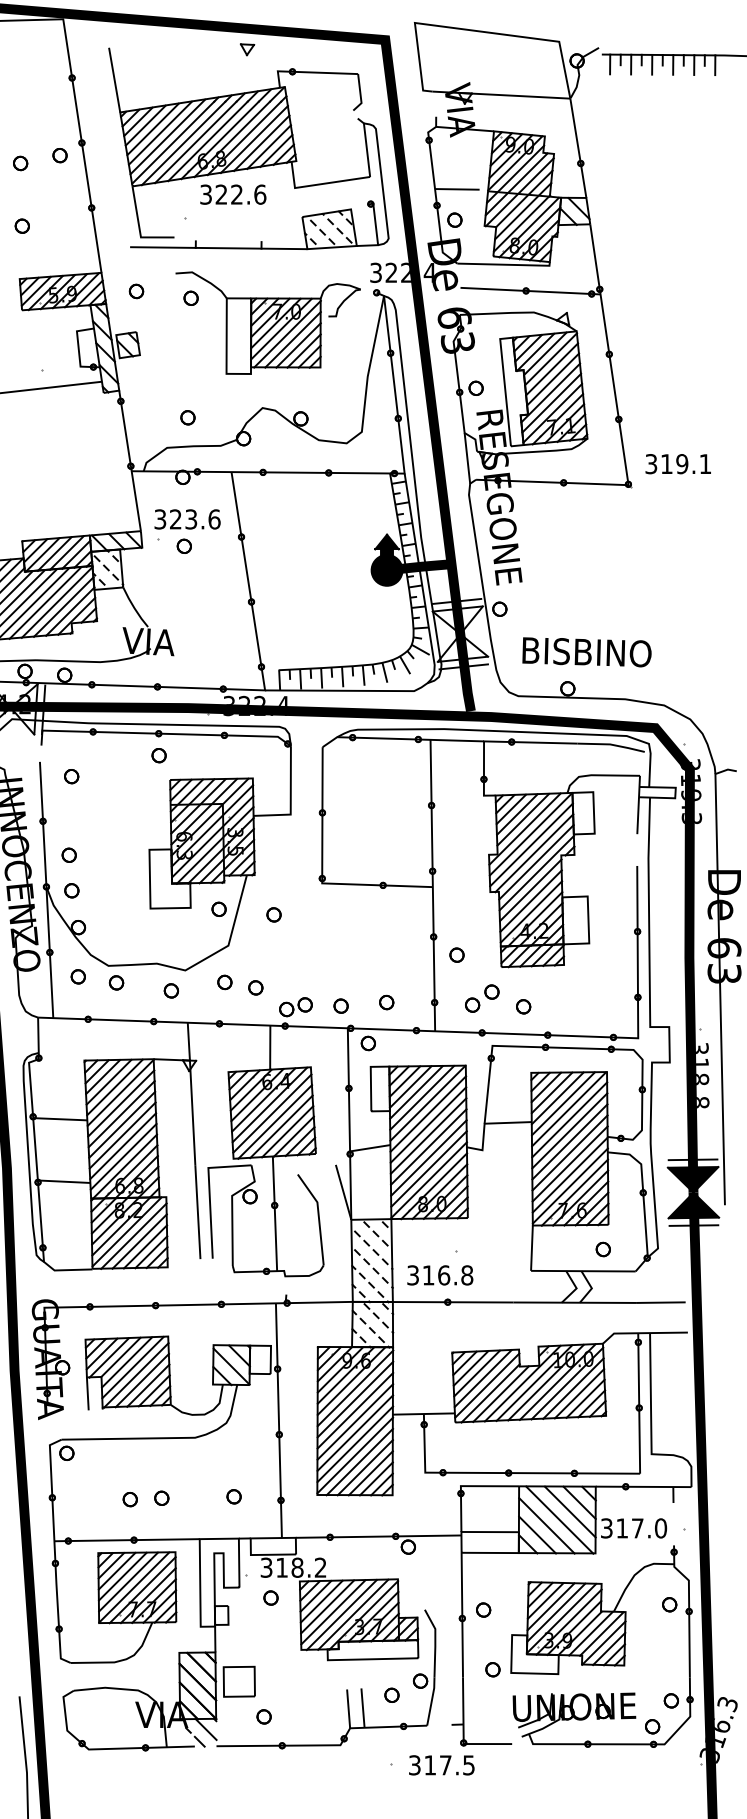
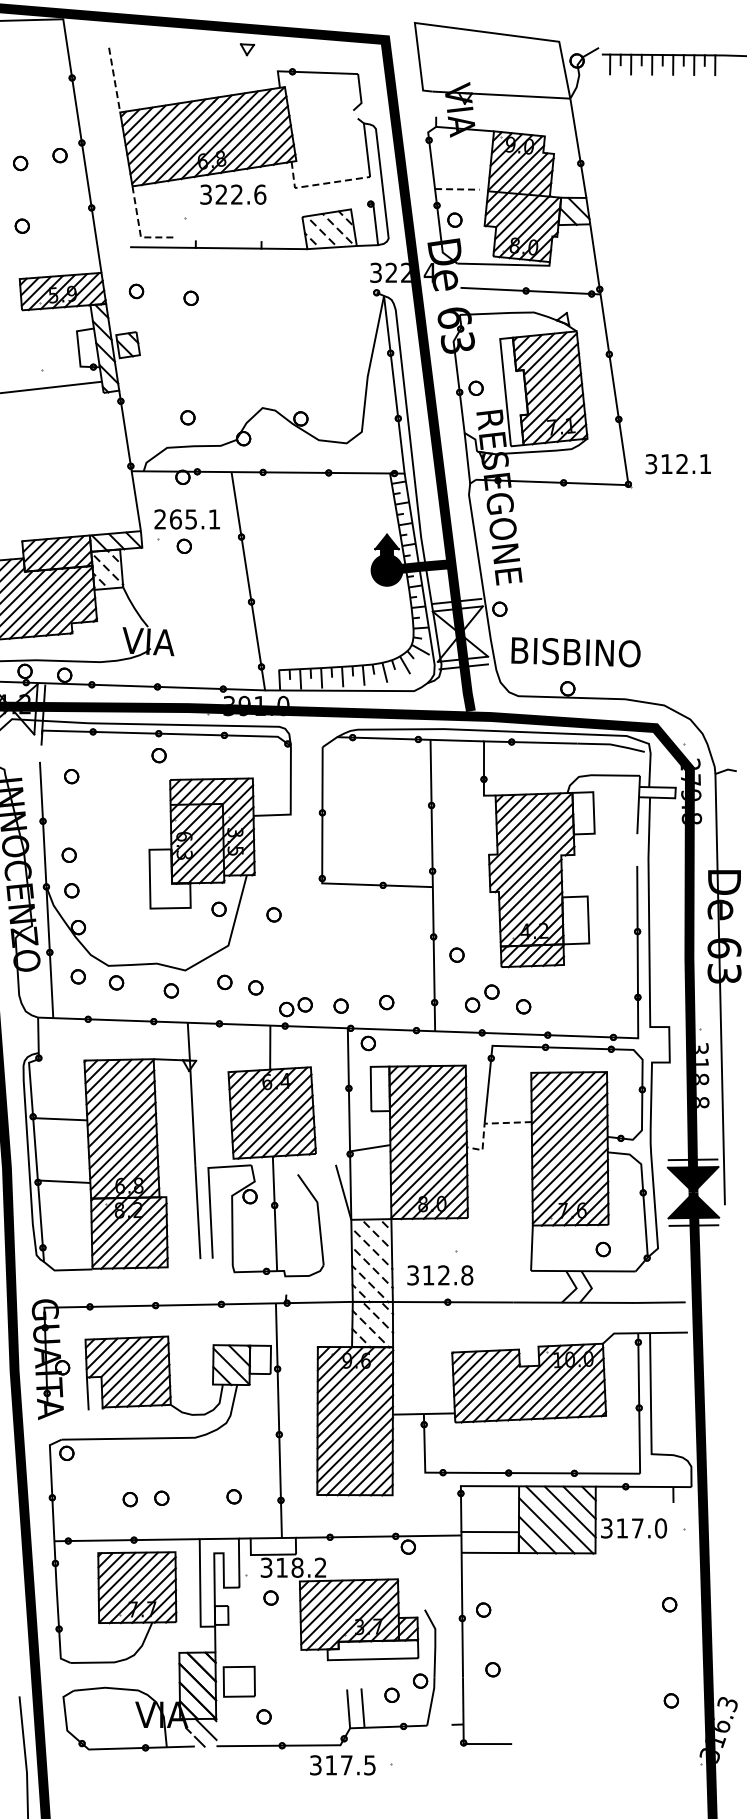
line: solid -> dashed (114, 80)
line: solid -> dashed (318, 184)
line: solid -> dashed (457, 189)
line: solid -> dashed (139, 229)
part: present -> none (267, 322)
text: 319.1 -> 312.1 (682, 464)
text: 323.6 -> 265.1 (187, 519)
text position: (586, 652) -> (575, 652) (575, 652)
text: 322.4 -> 391.0 (263, 705)
text: 319.3 -> 279.8 (690, 791)
line: solid -> dashed (485, 1123)
text: 316.8 -> 312.8 (444, 1275)
part: present -> none (601, 1646)
text position: (441, 1765) -> (342, 1765) (342, 1765)
